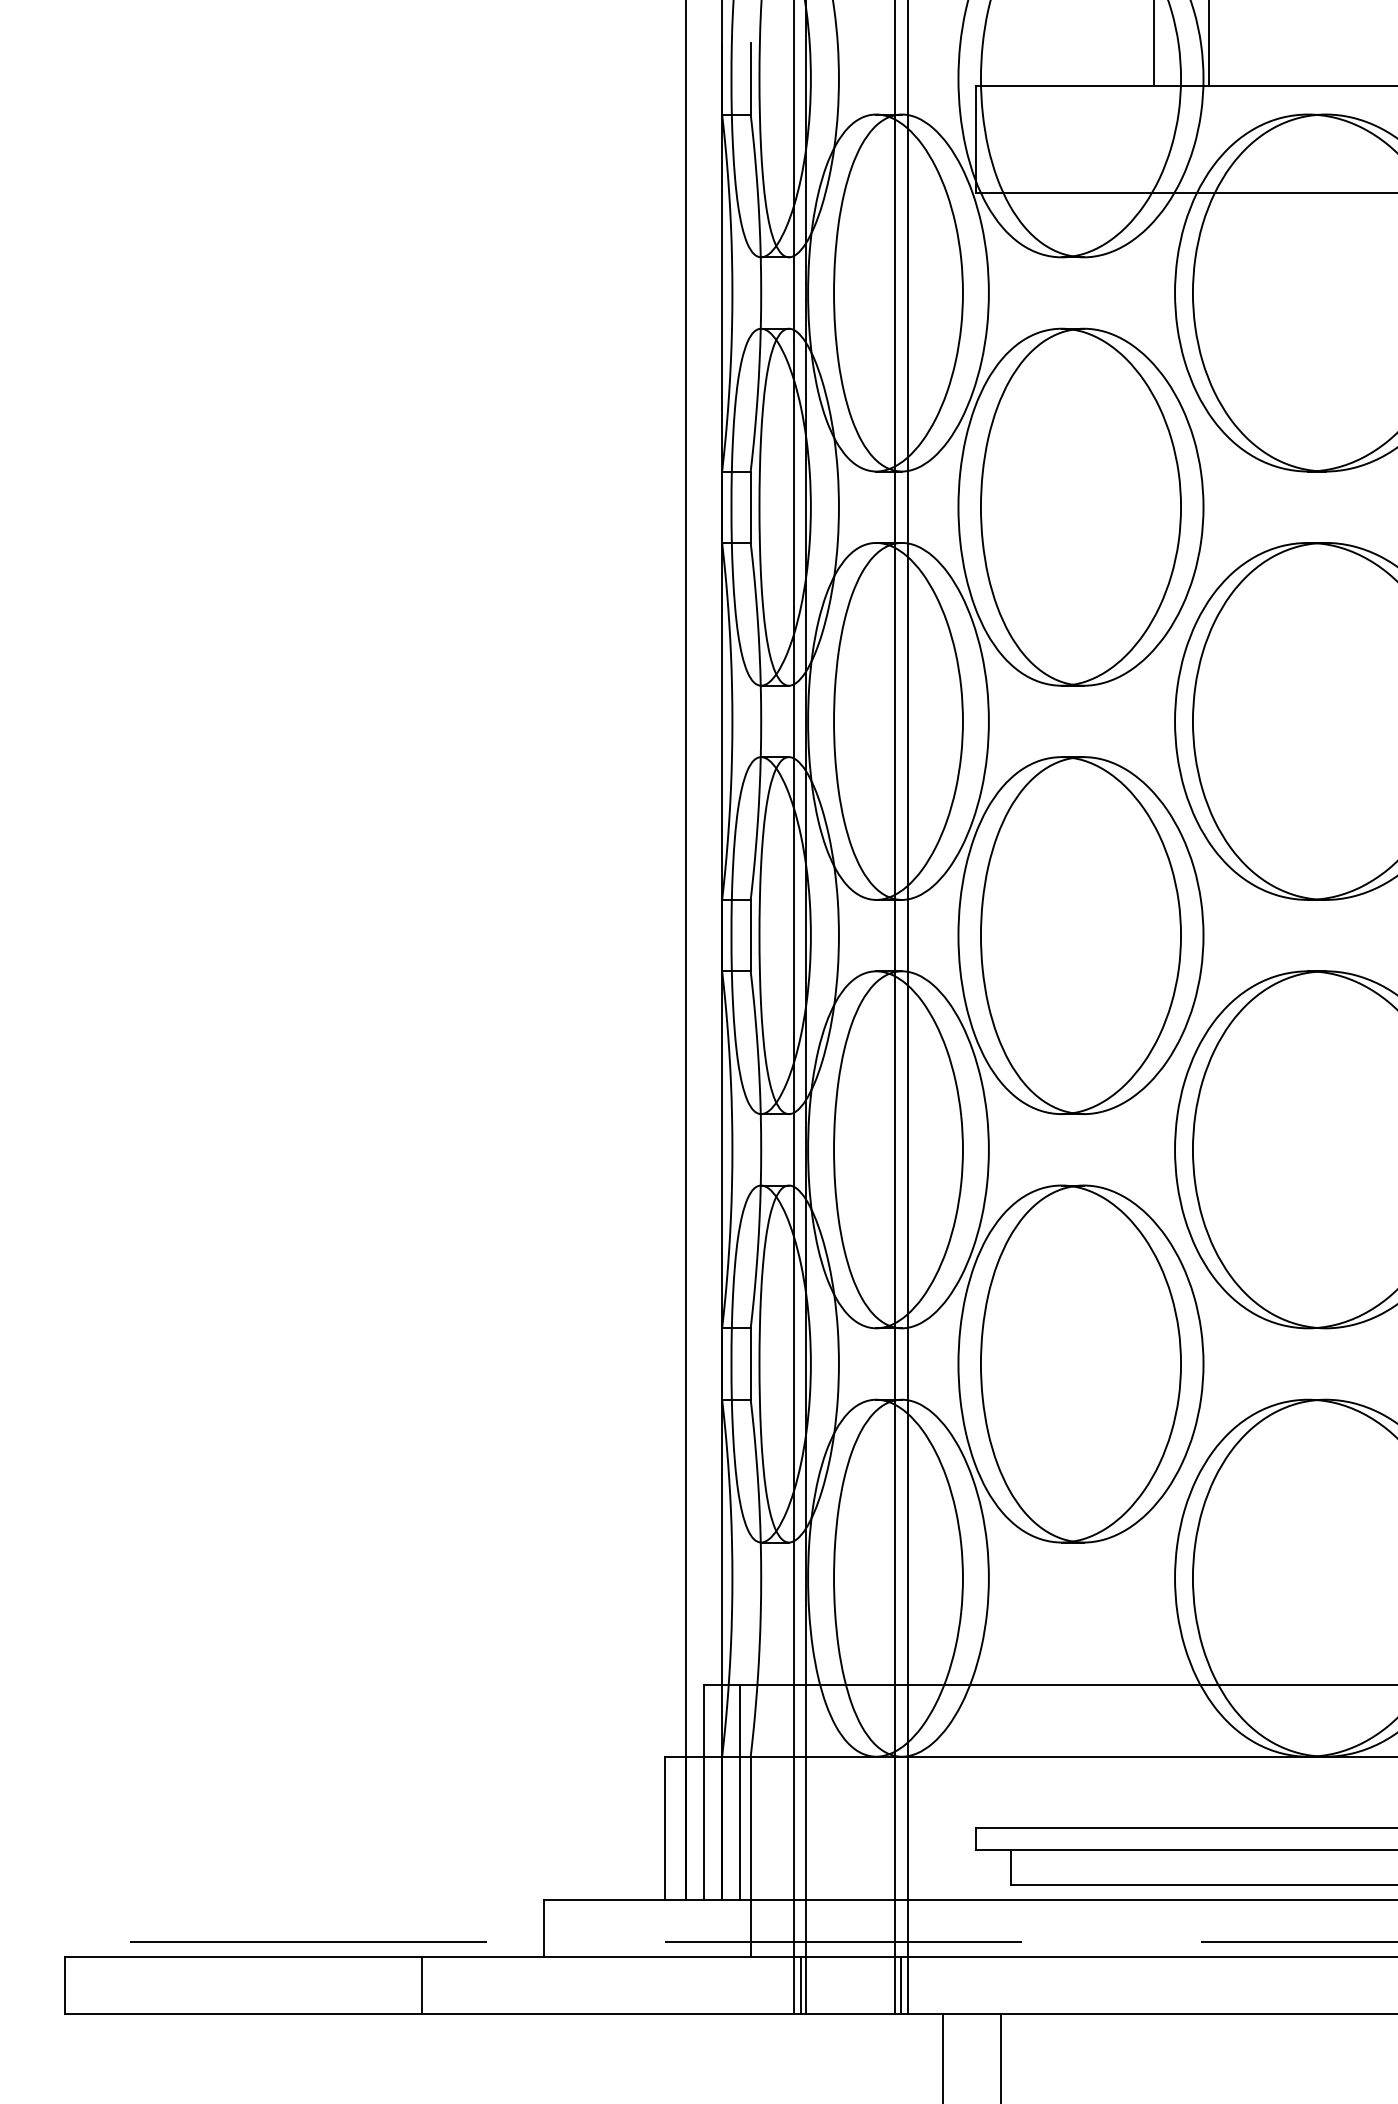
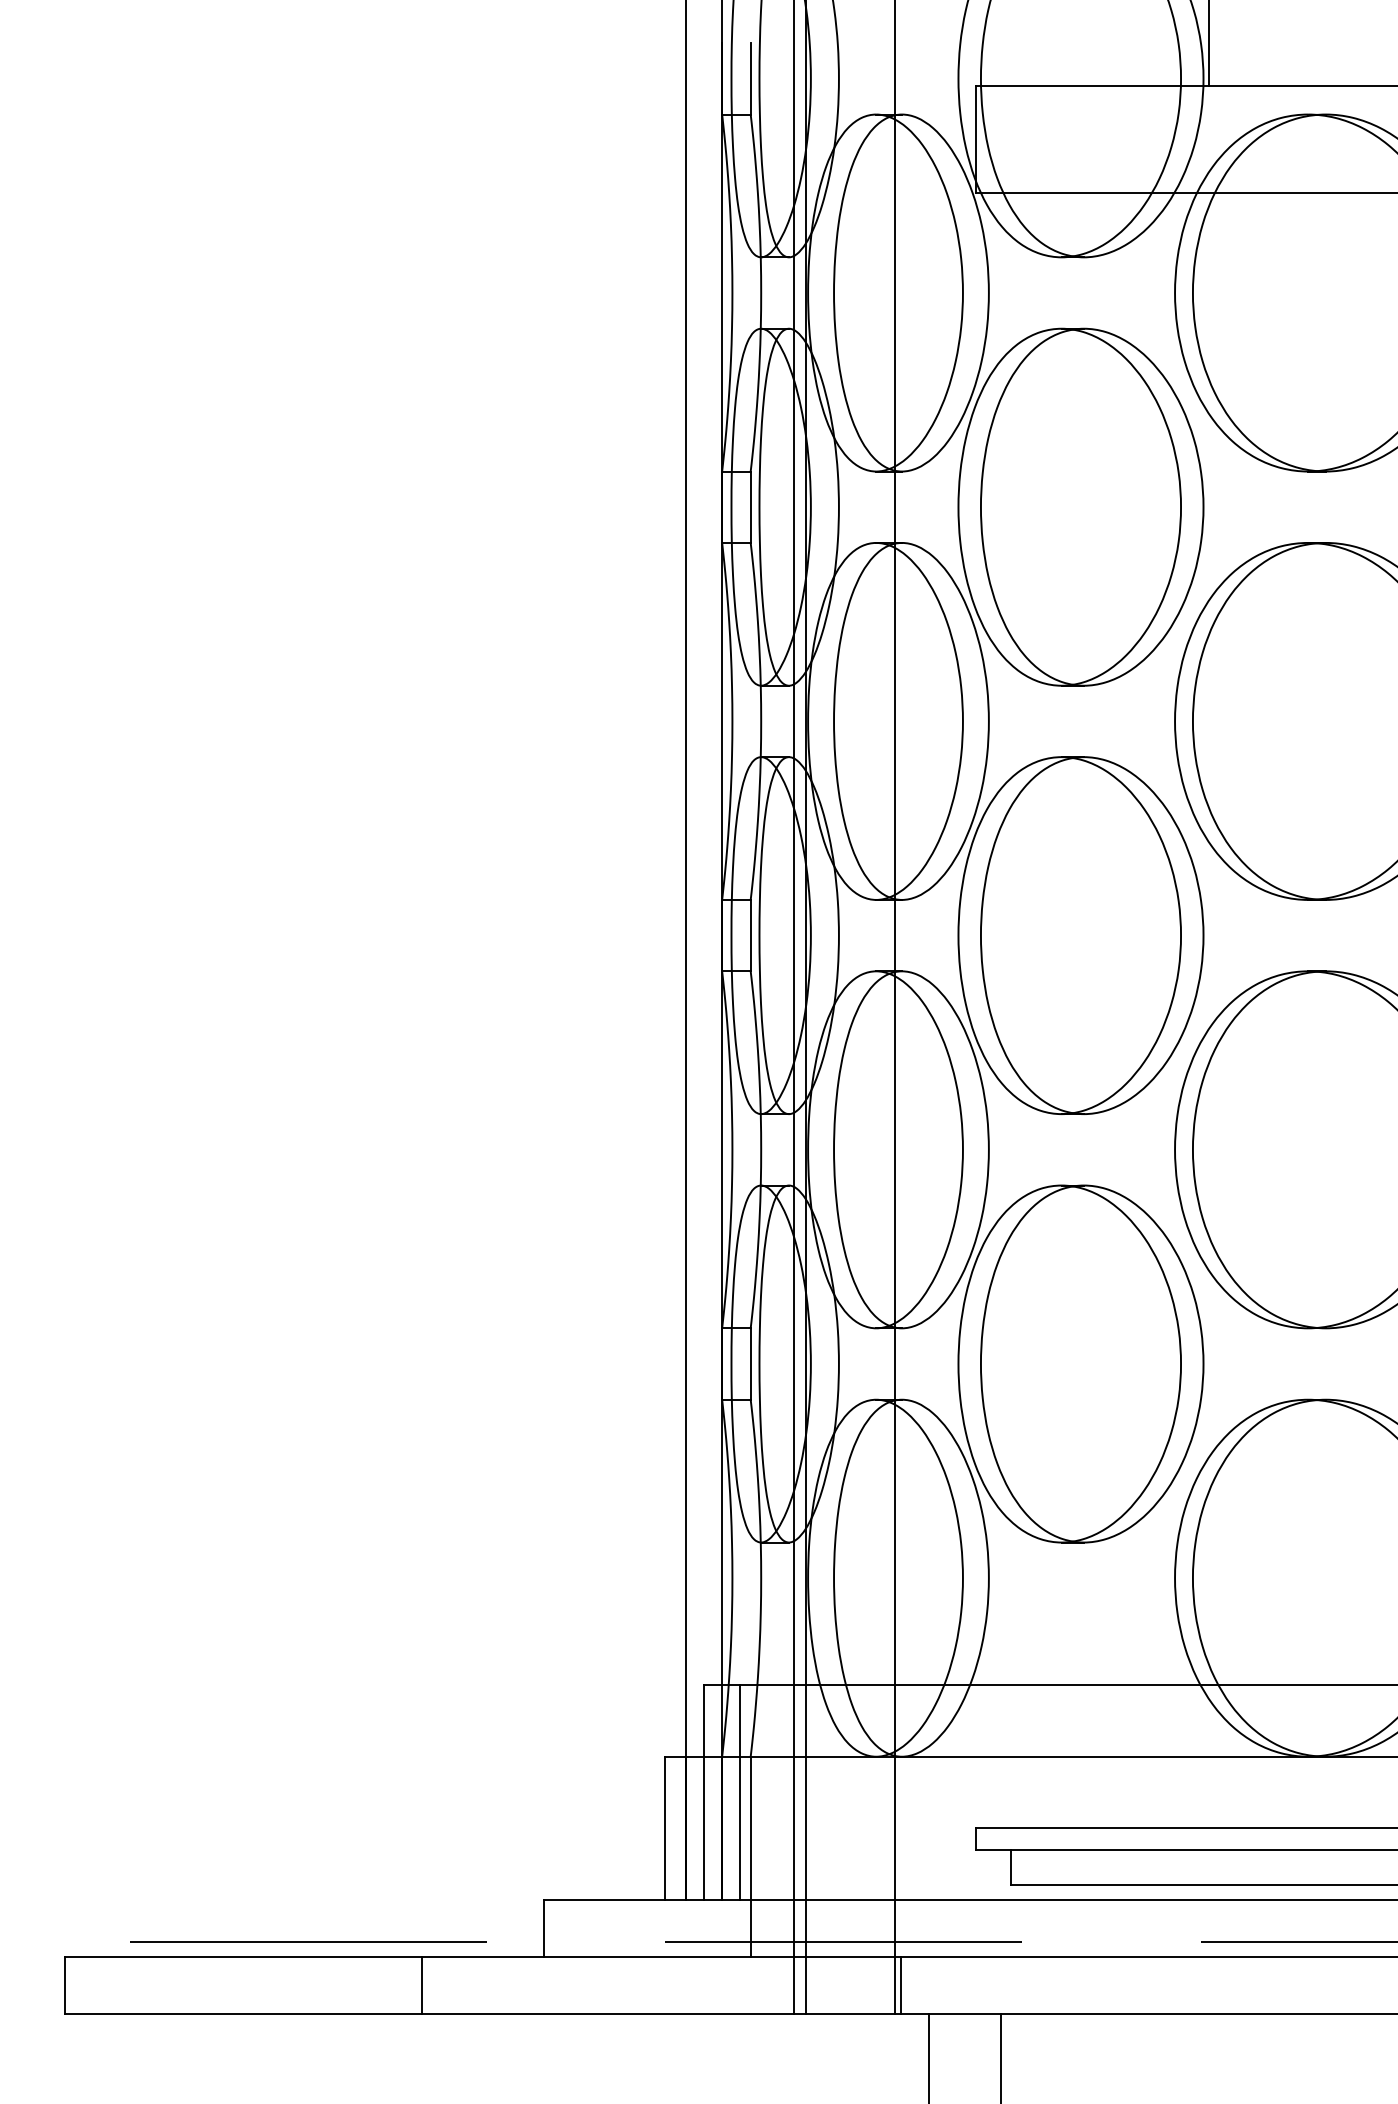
line: present -> none (1154, 44)
line: present -> none (907, 1007)
line: present -> none (800, 1984)
line position: (943, 2056) -> (929, 2056) (929, 2056)
